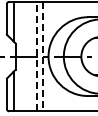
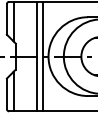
line: dashed -> solid (36, 56)
line: dashed -> solid (42, 56)
